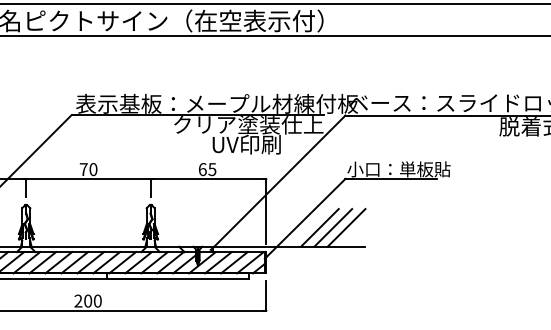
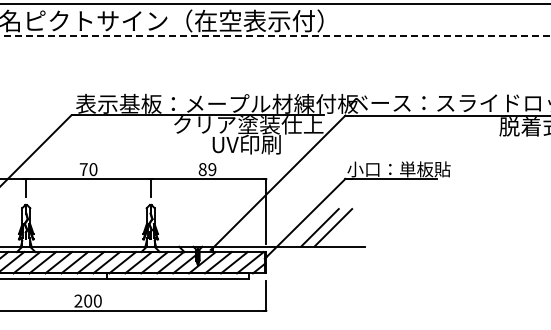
line: solid -> dashed (275, 36)
text: 65 -> 89 (207, 169)
line: present -> none (346, 227)
